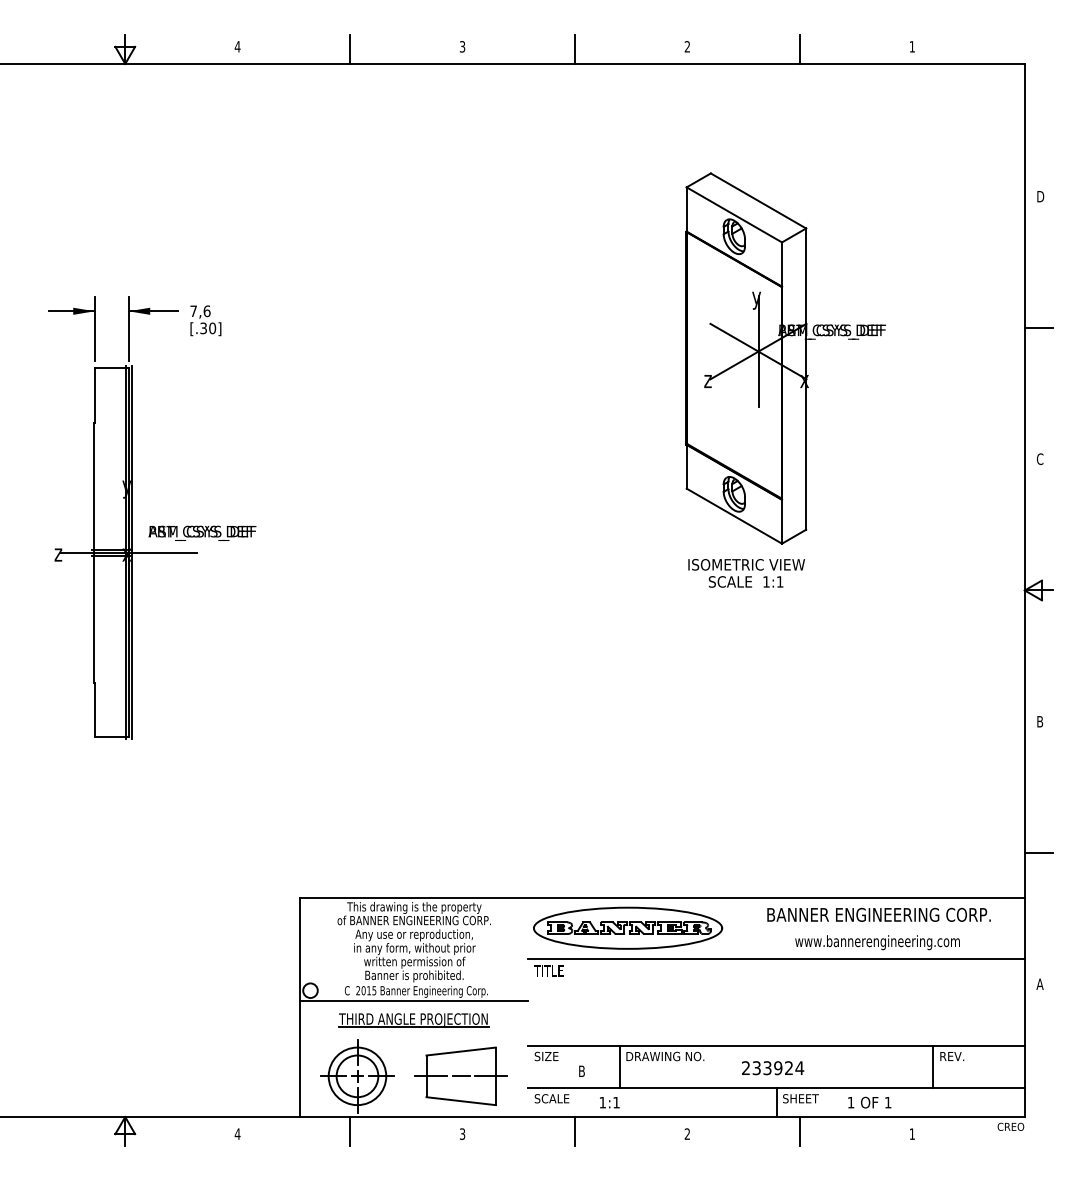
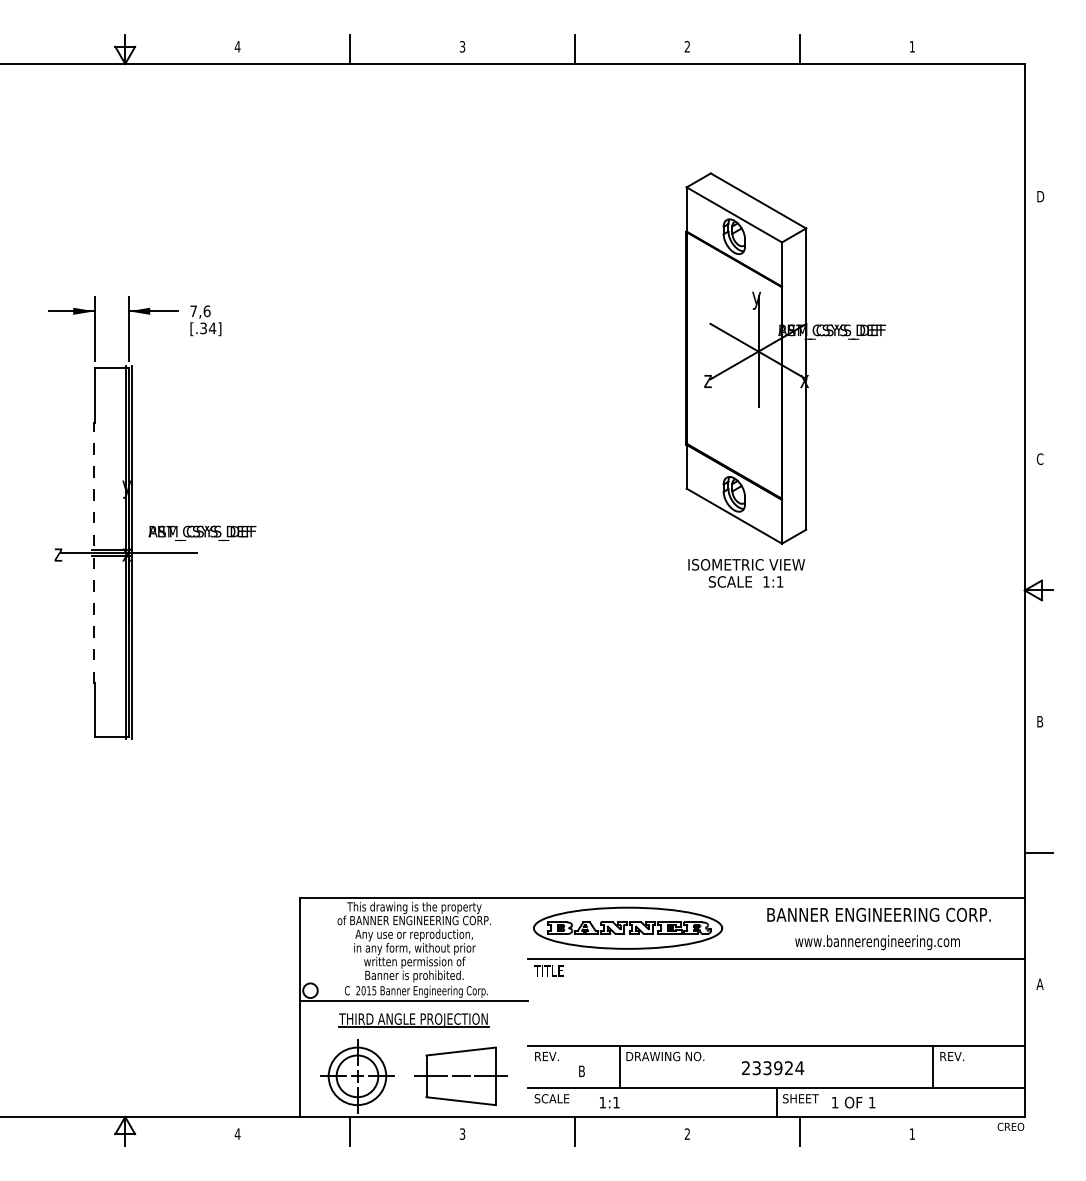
line: present -> none (1038, 327)
text: [.30] -> [.34] (212, 328)
line: solid -> dashed (94, 552)
text: SIZE -> REV. (546, 1056)
text position: (869, 1102) -> (853, 1102) (853, 1102)
